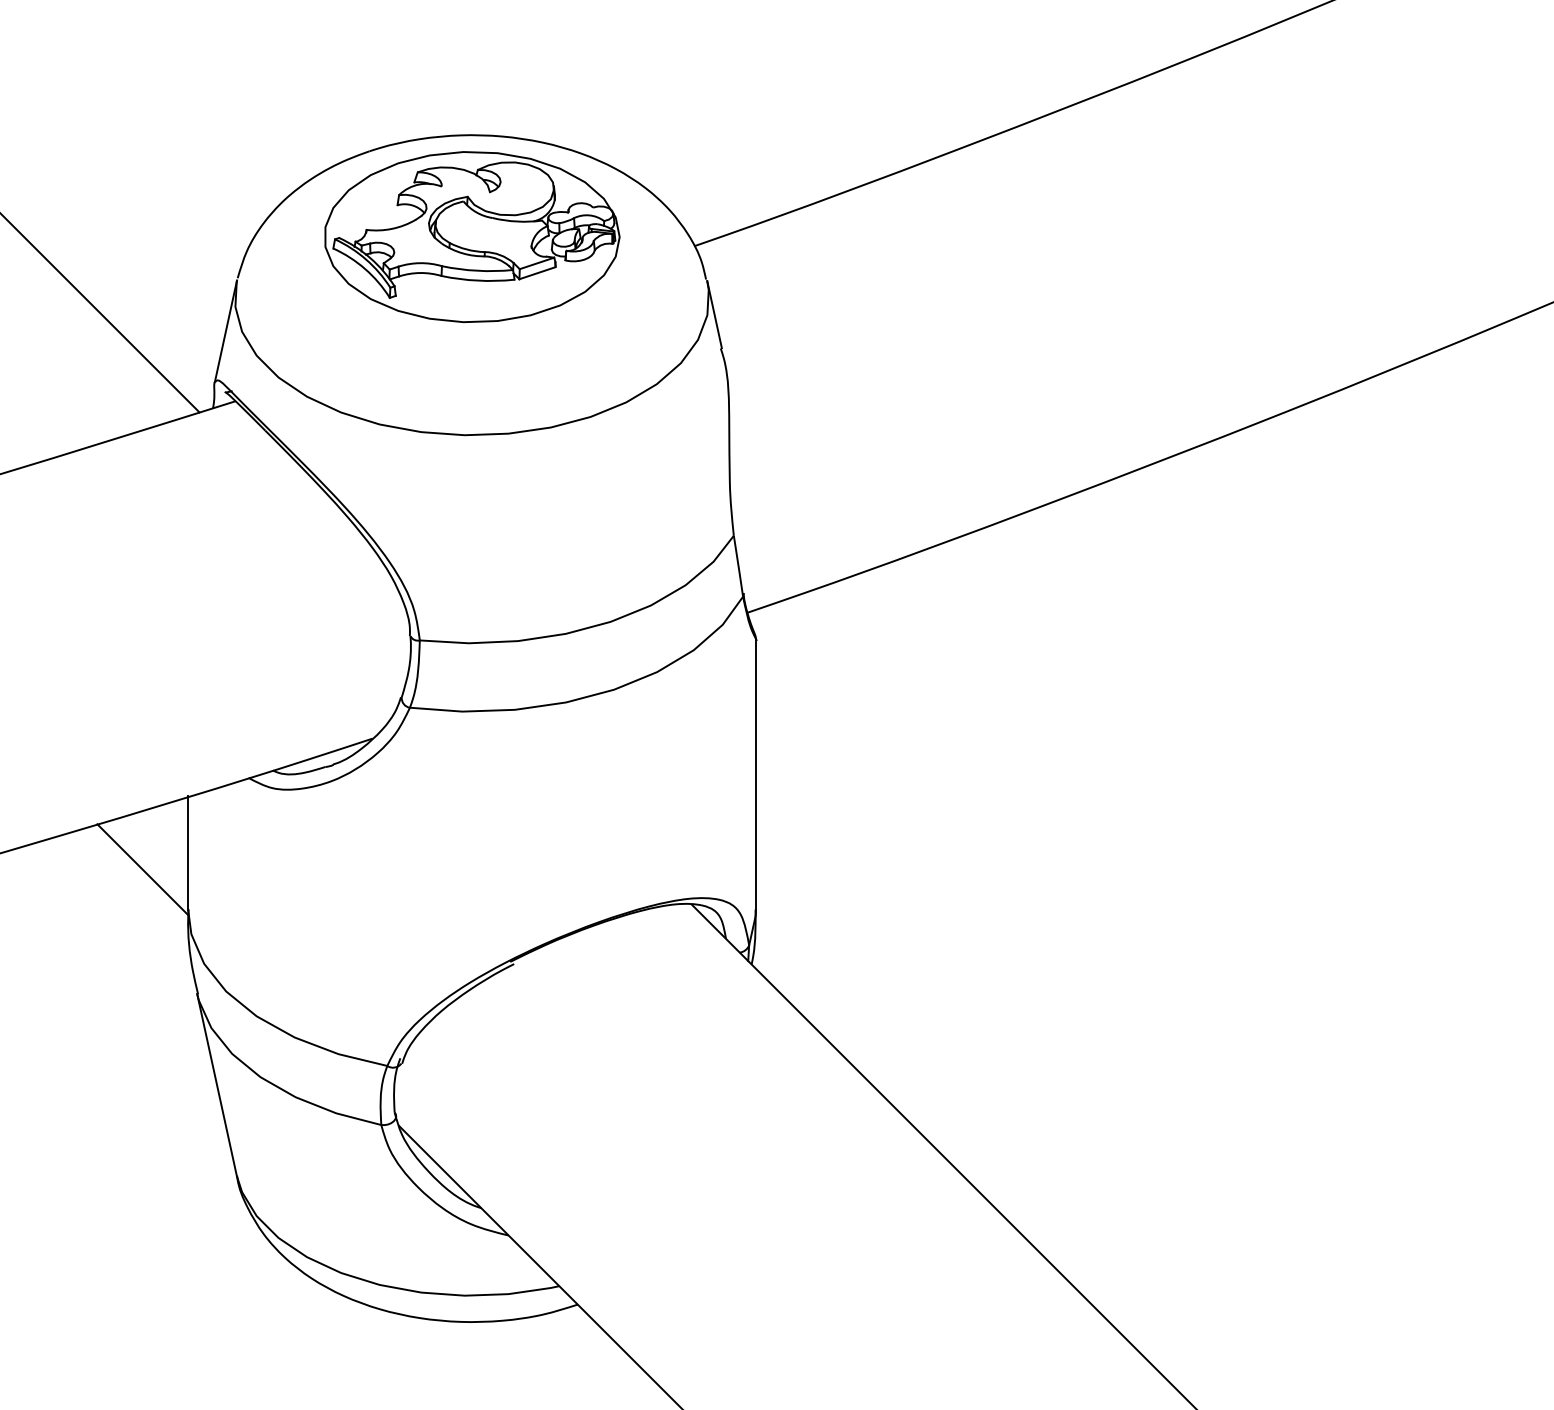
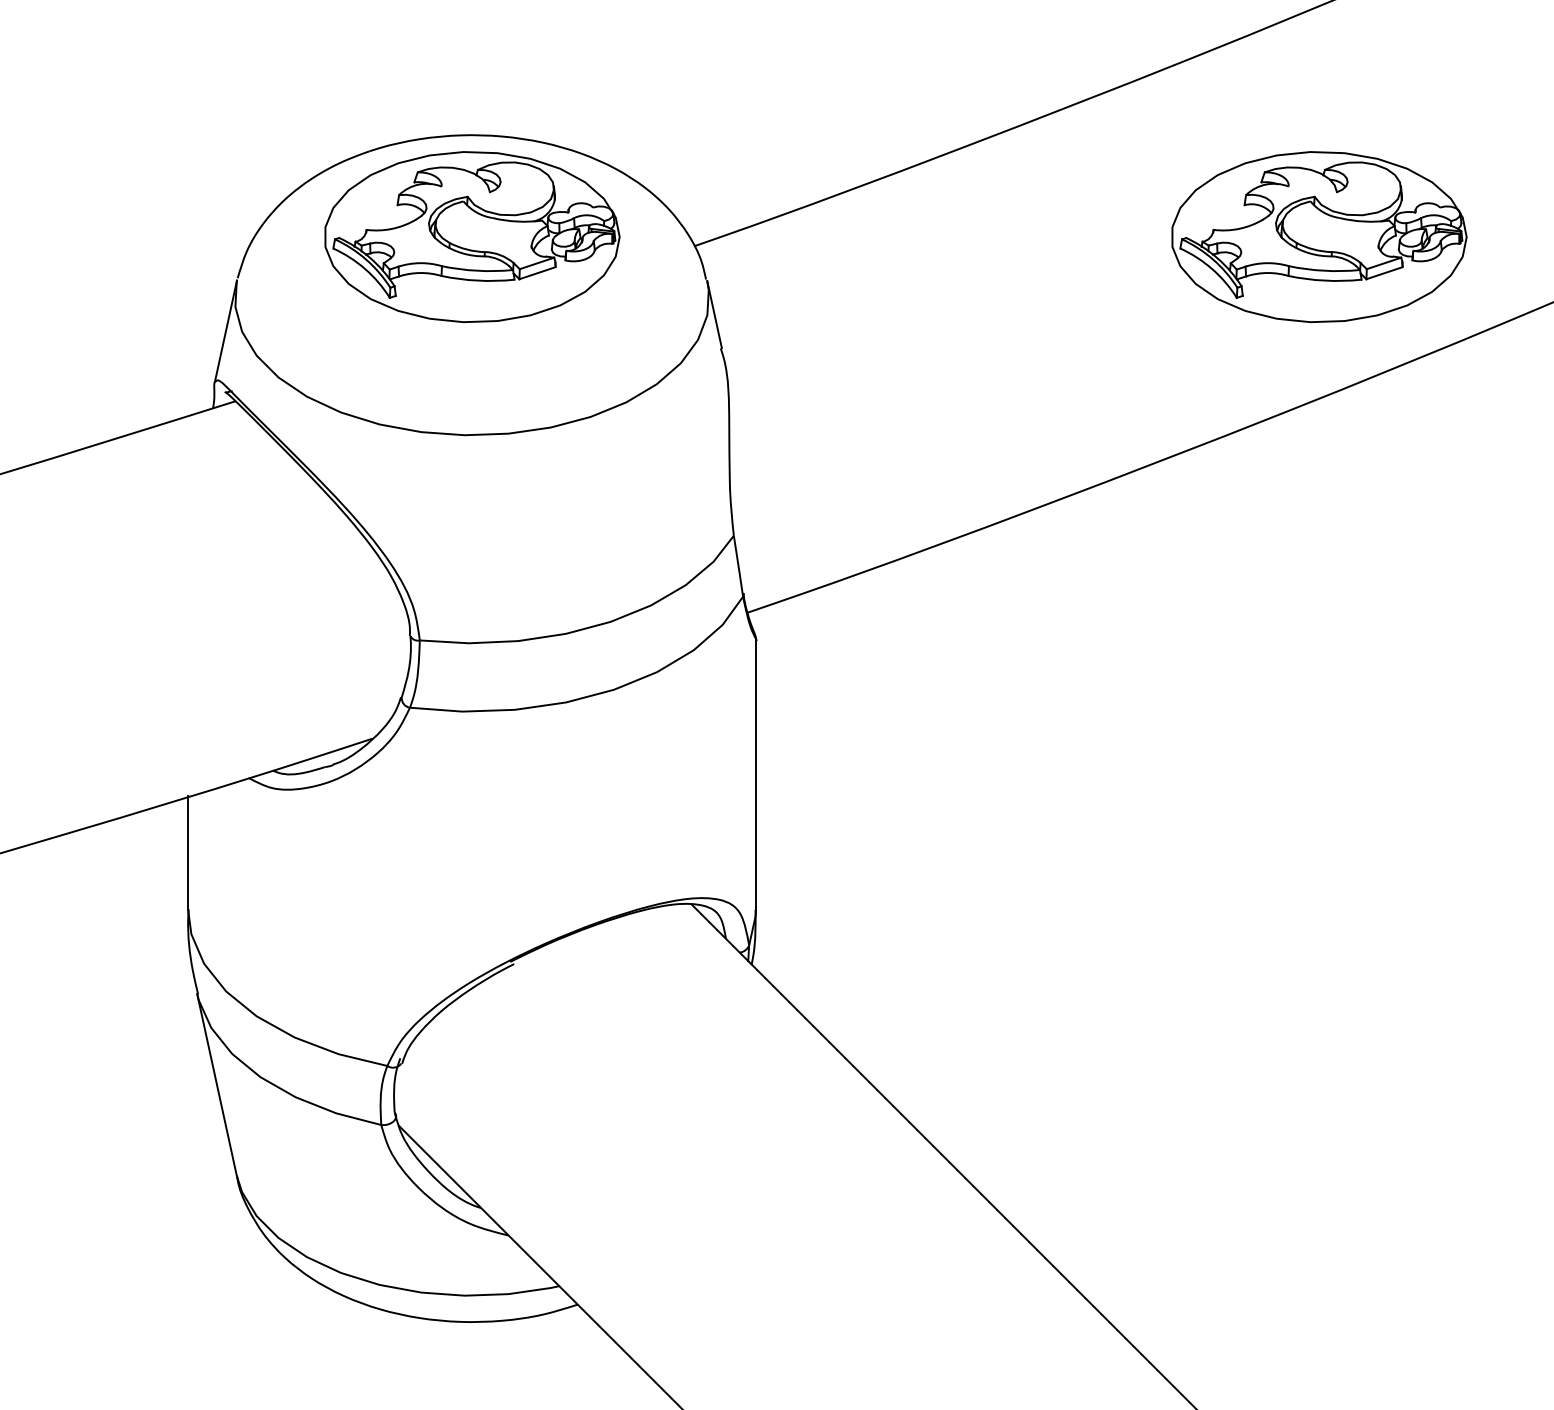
part: none -> present (1319, 237)
line: present -> none (100, 313)
line: present -> none (142, 869)
